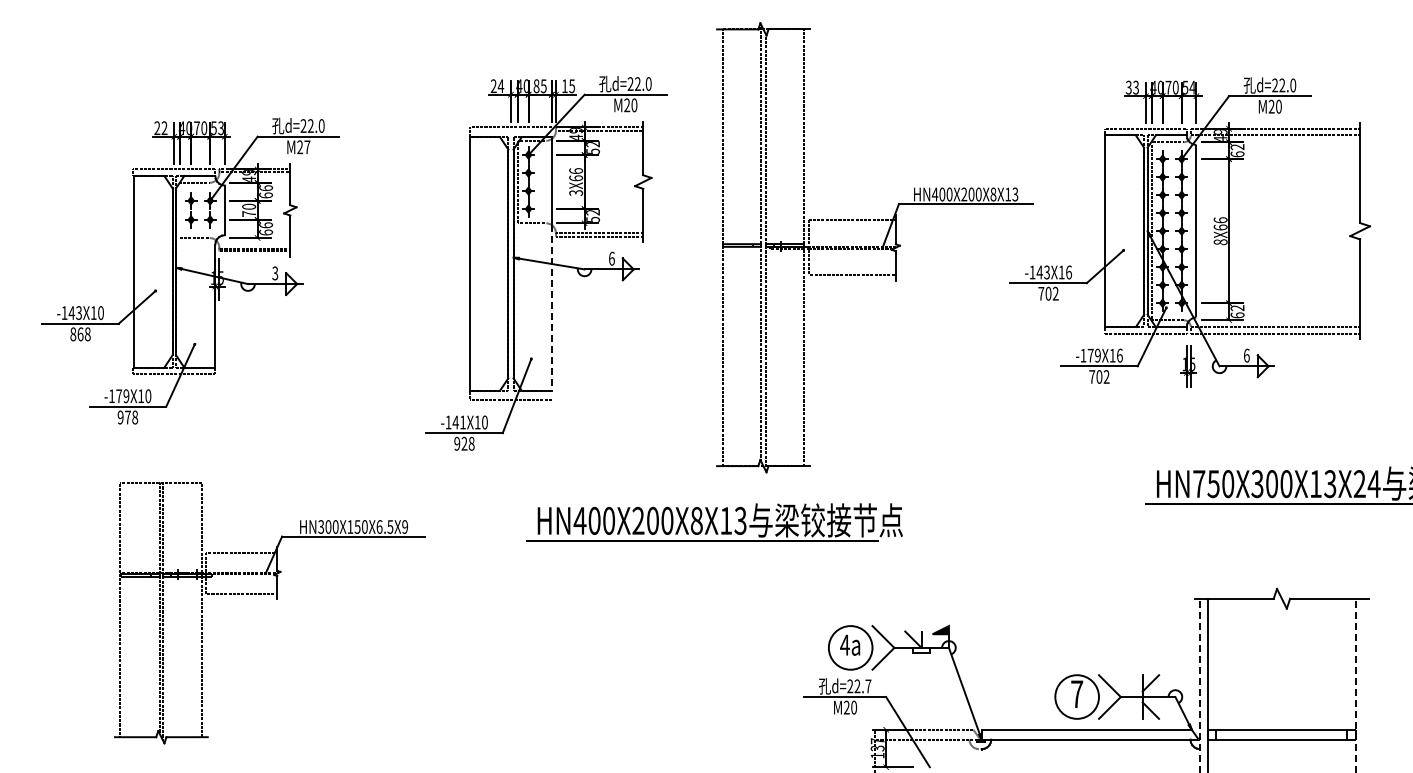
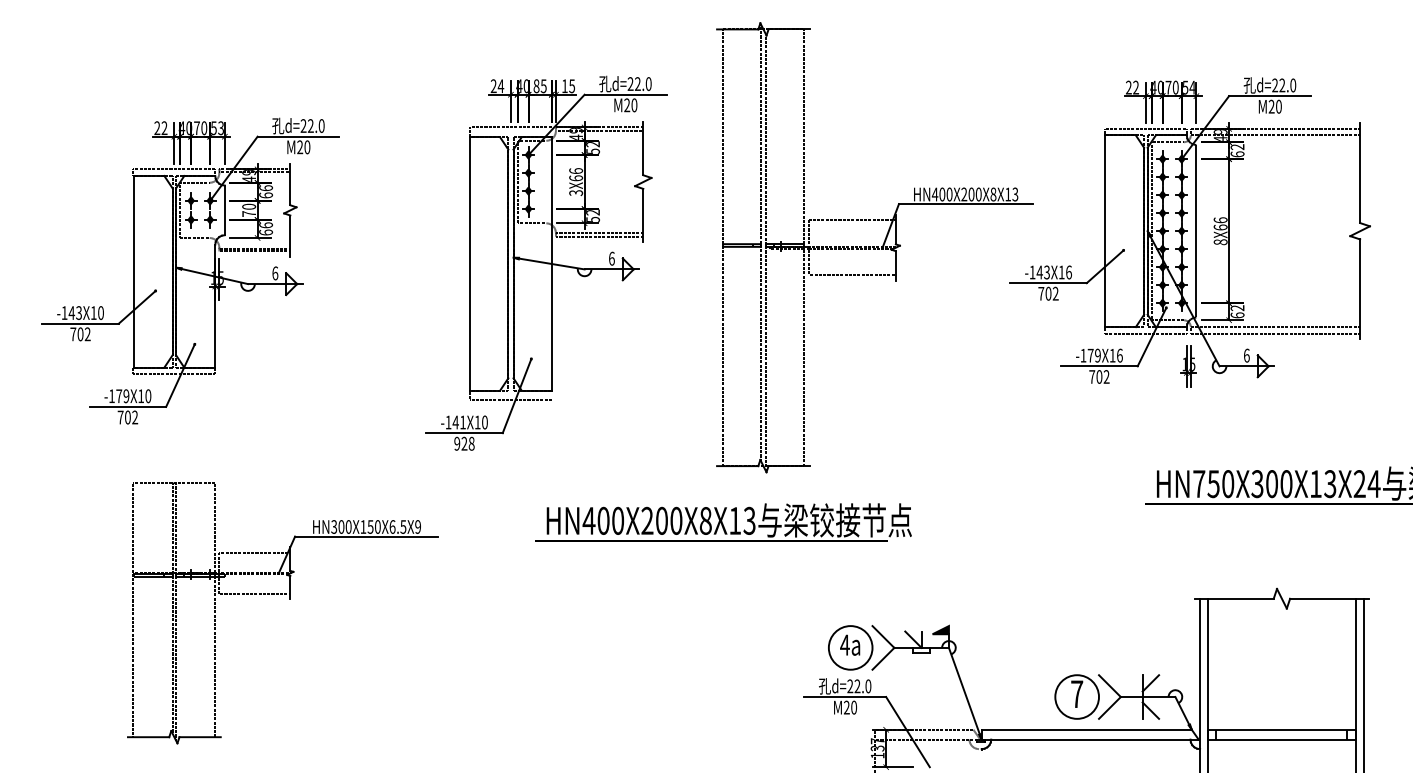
text: 33 -> 22 (1132, 87)
text: M27 -> M20 (307, 147)
line: none -> present (180, 209)
text: 3 -> 6 (275, 273)
line: dashed -> solid (551, 307)
text: 868 -> 702 (80, 334)
text: 978 -> 702 (127, 417)
text position: (714, 522) -> (723, 522) (723, 522)
part position: (276, 599) -> (289, 599) (289, 599)
line: none -> present (1363, 683)
line: dashed -> solid (1200, 685)
line: dashed -> solid (1355, 685)
text: d=22.7 -> d=22.0 (868, 686)
